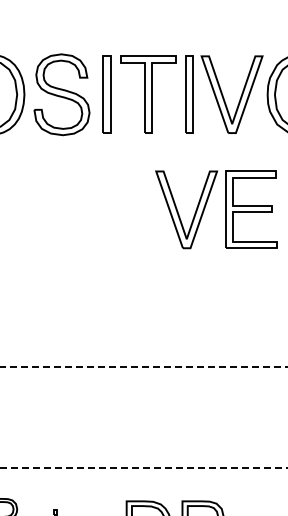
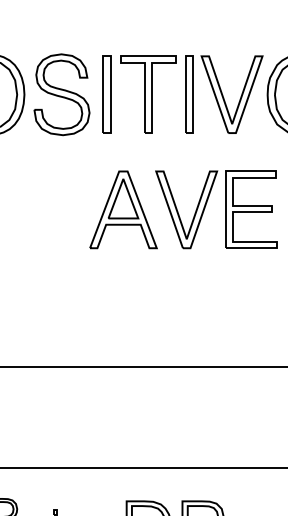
part: none -> present (123, 209)
line: dashed -> solid (144, 366)
line: dashed -> solid (144, 468)
